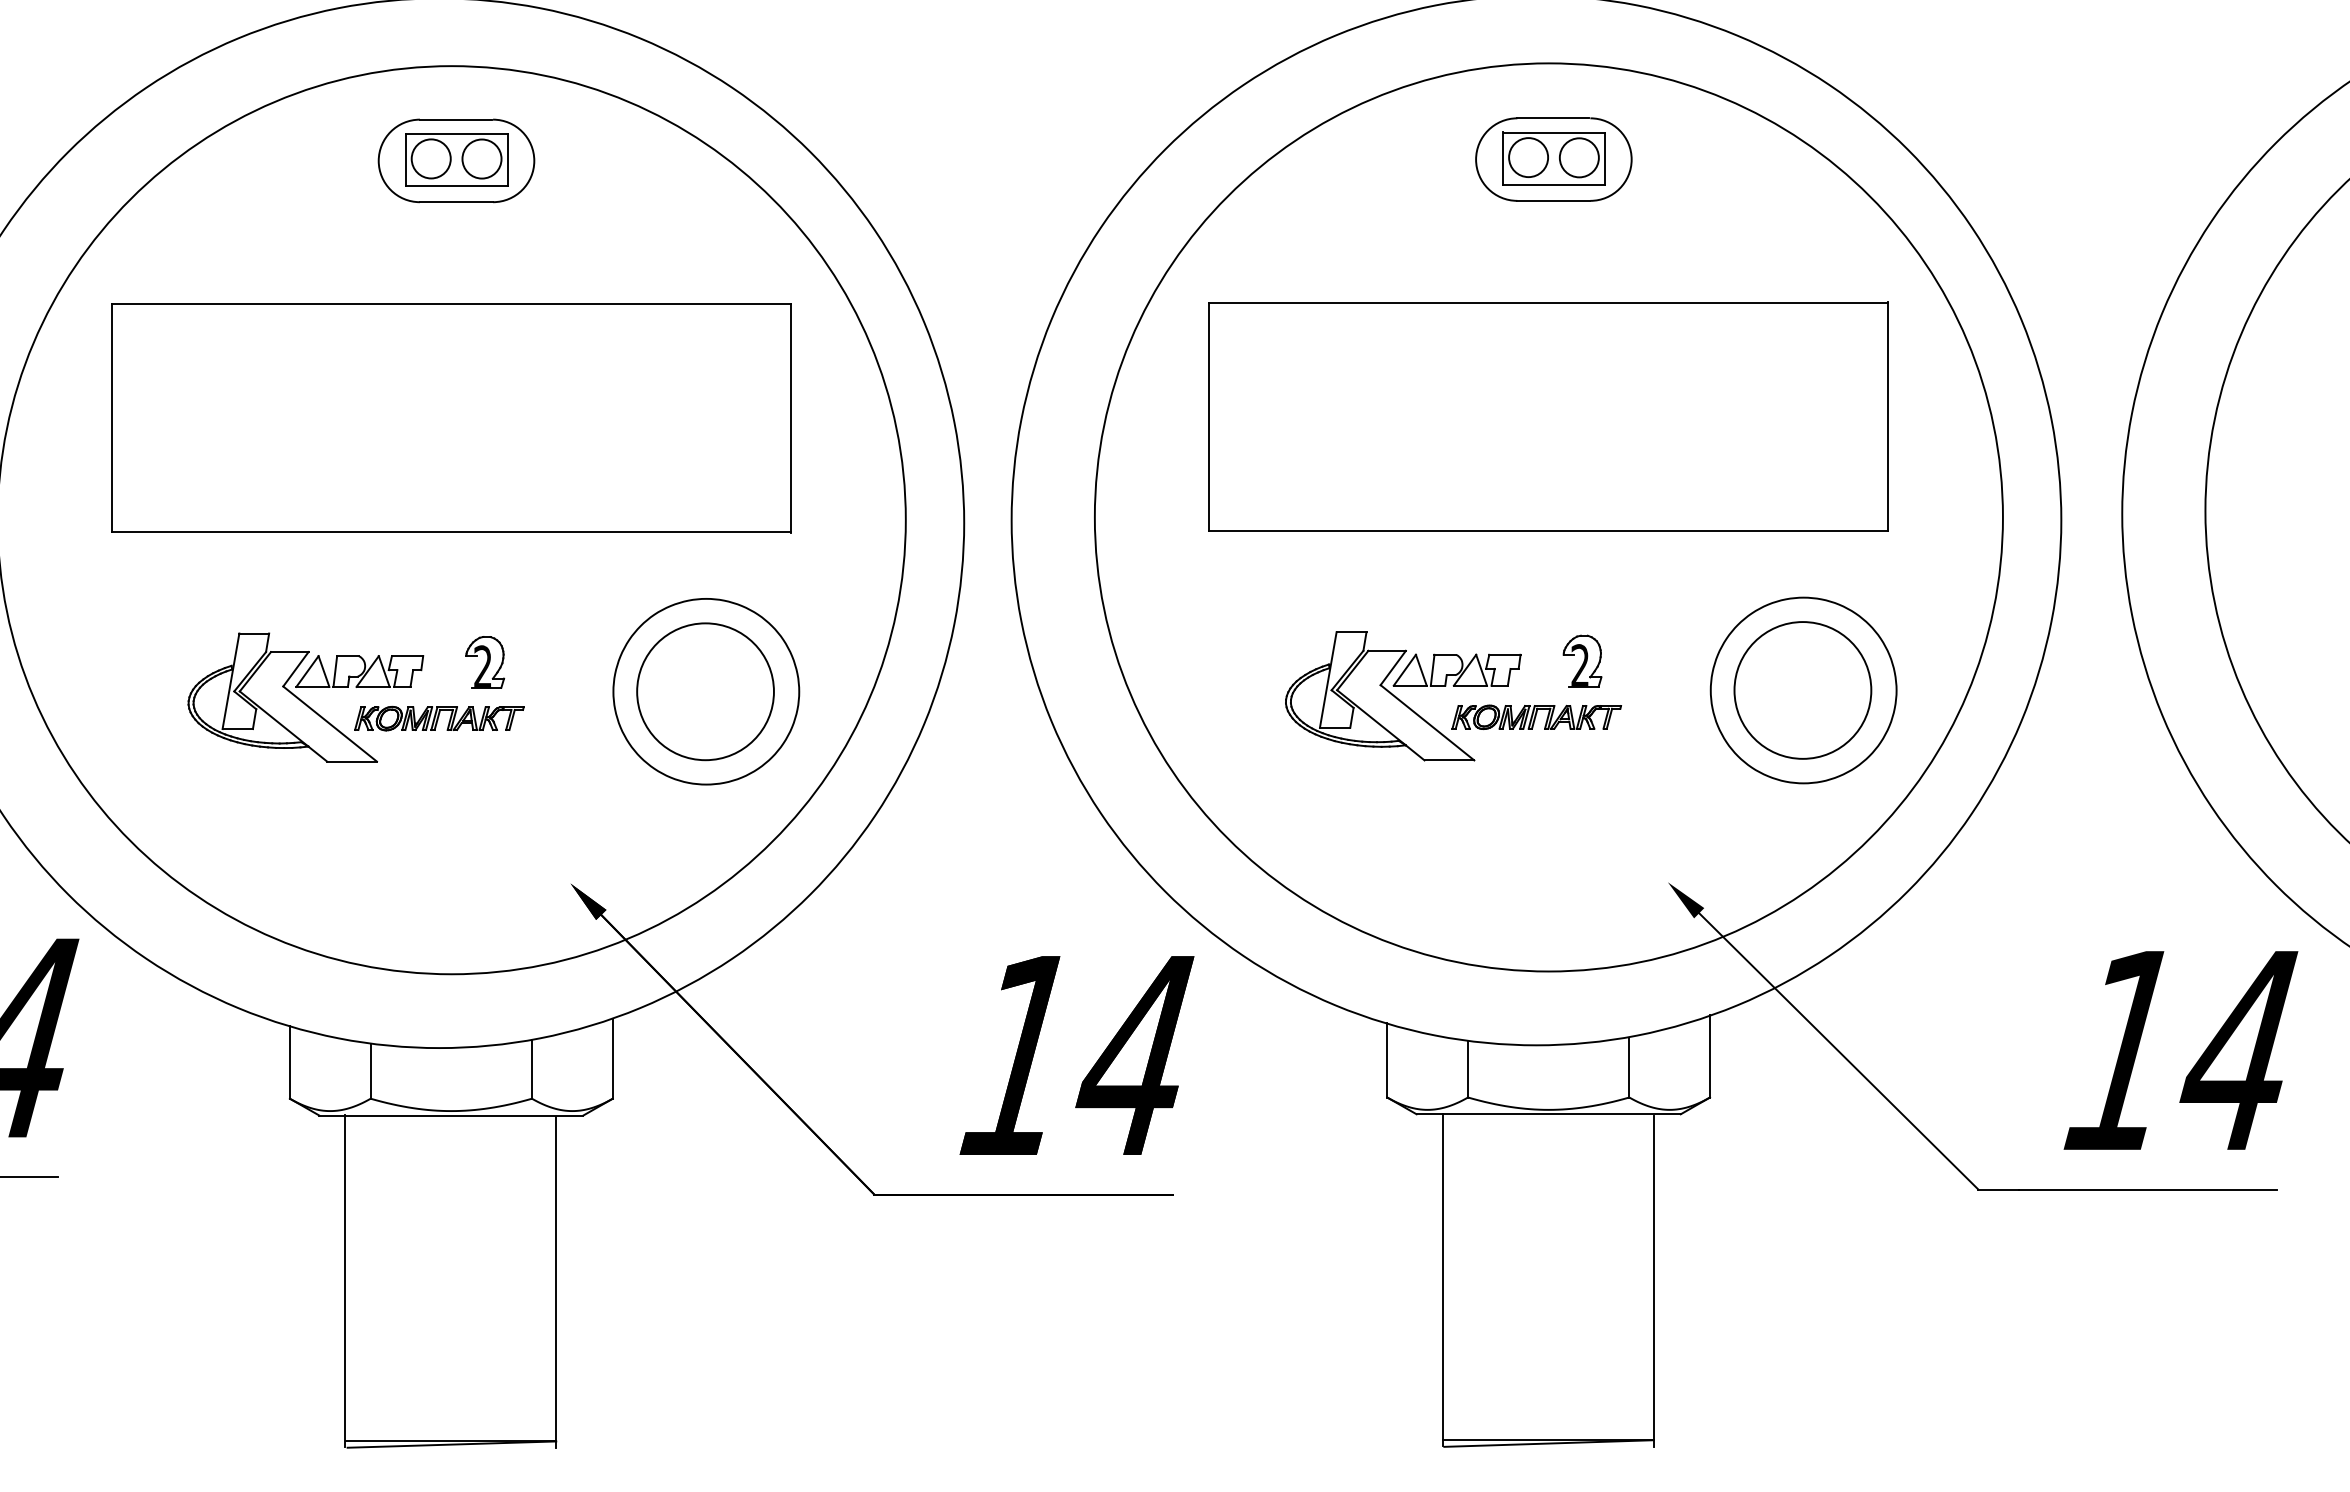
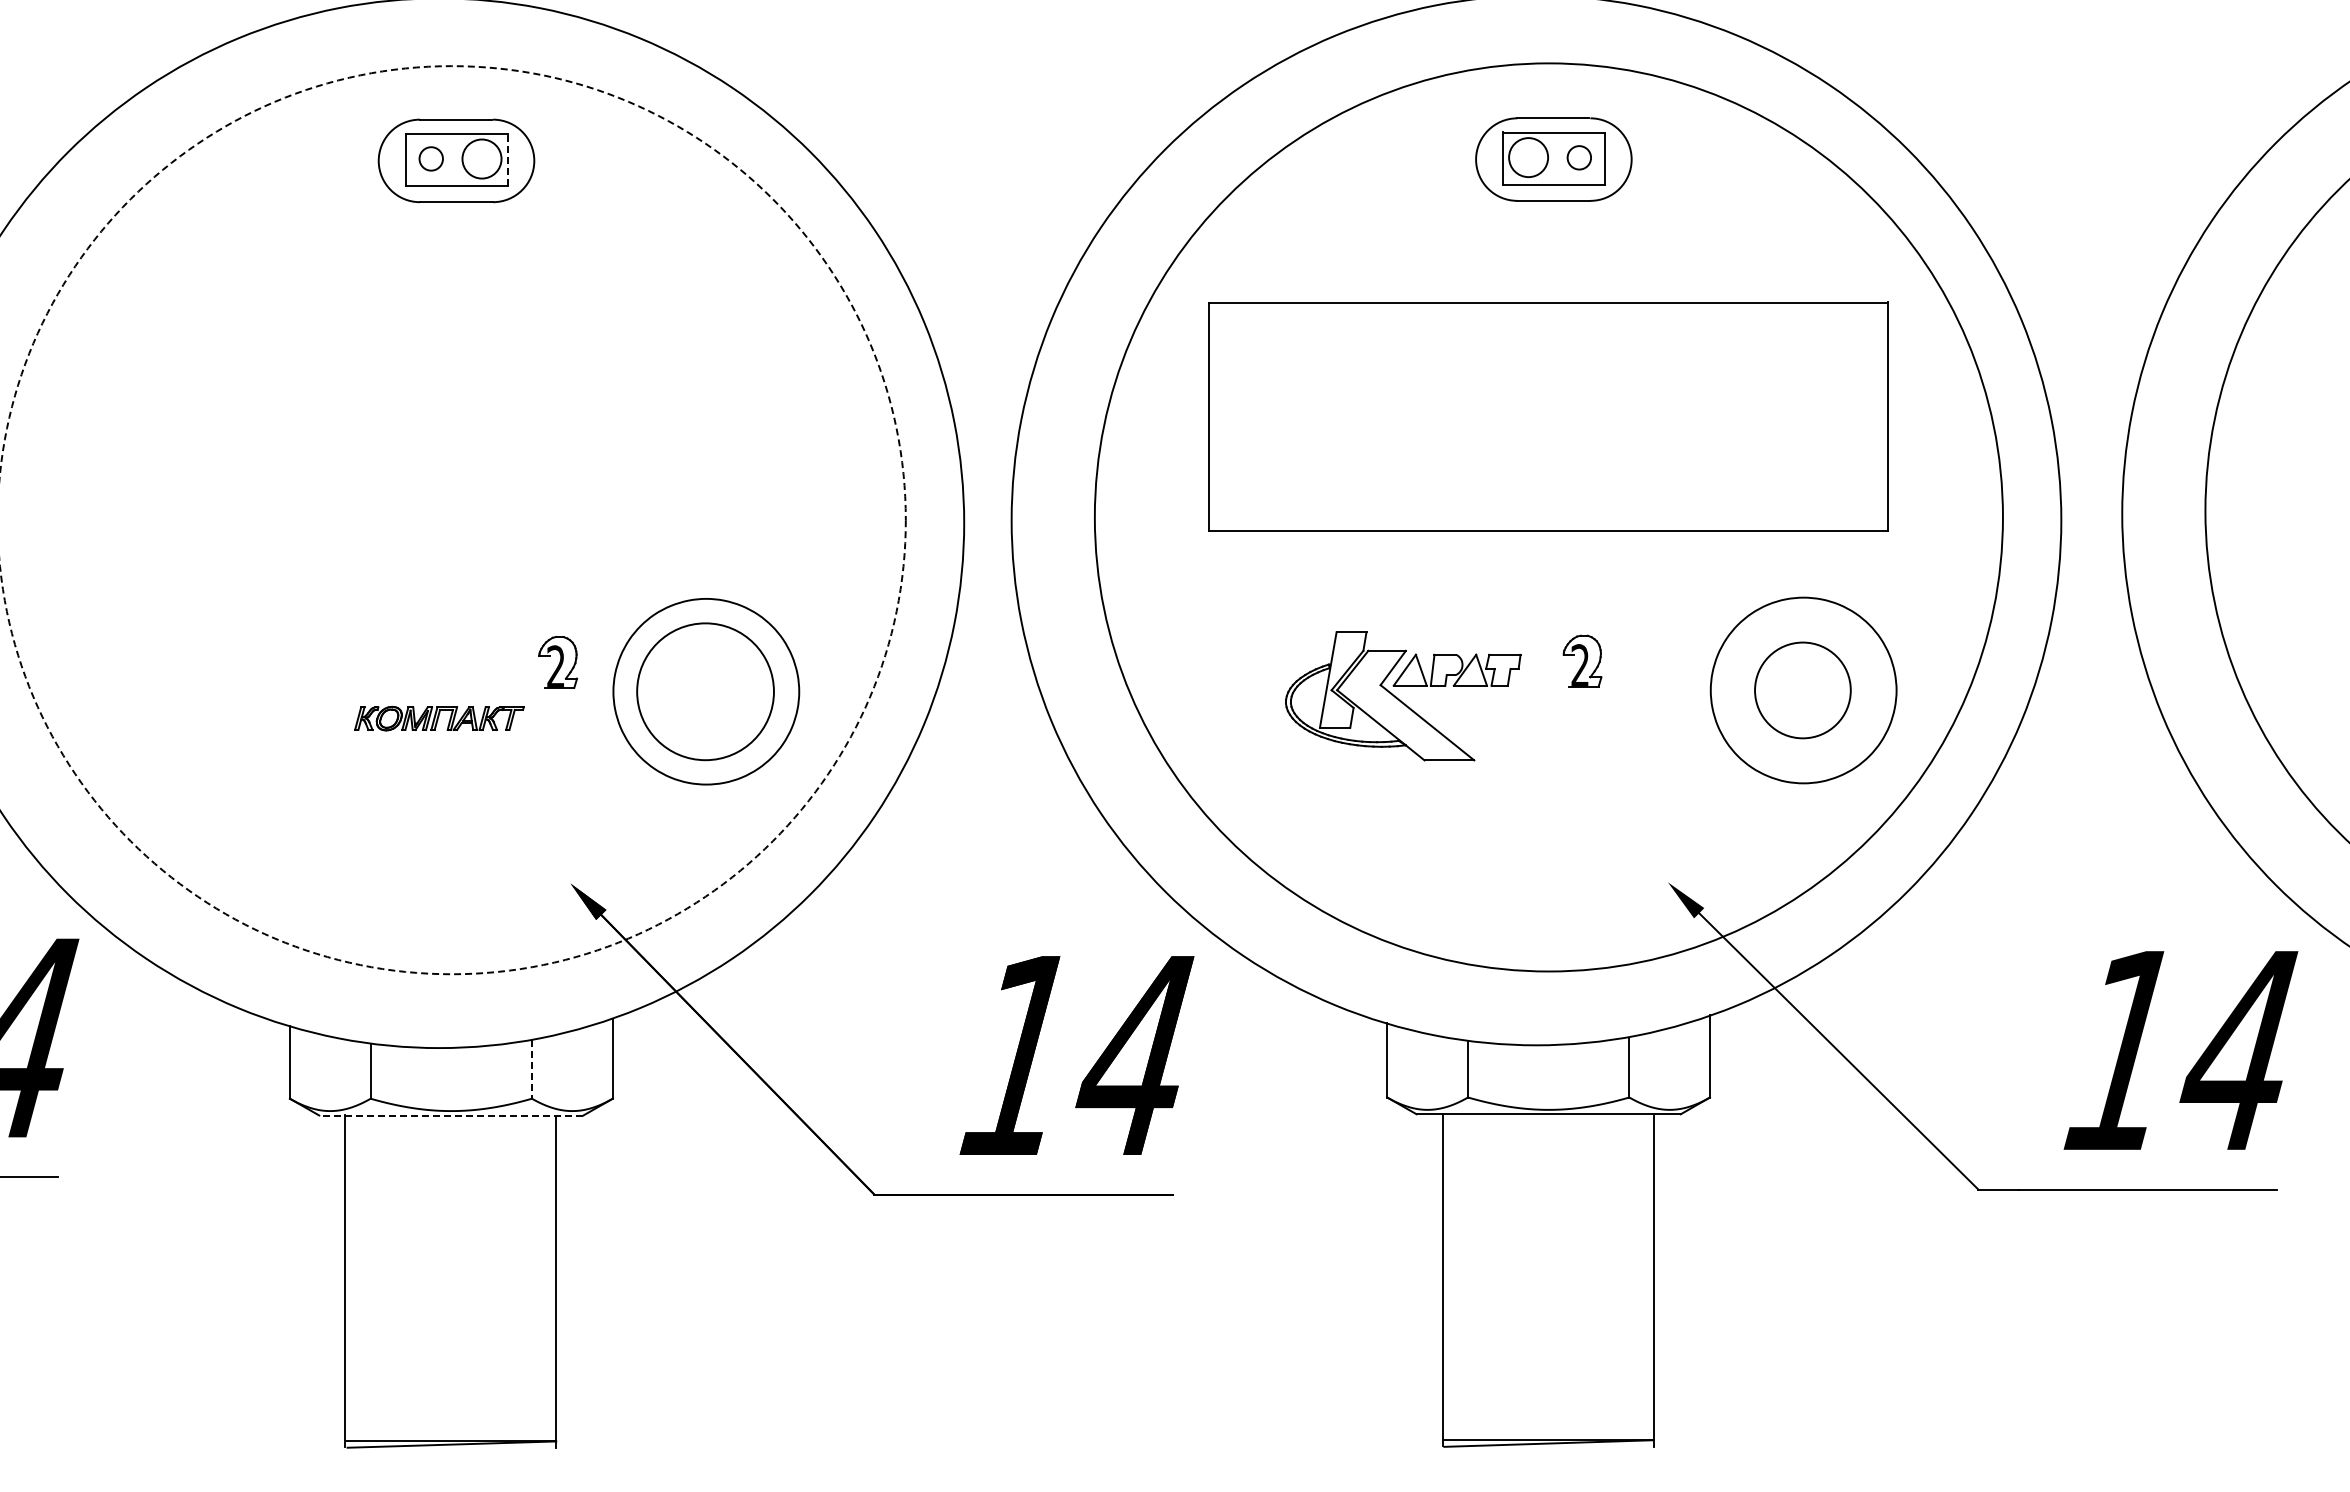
circle diameter: 39 px -> 23 px (1579, 157)
circle diameter: 39 px -> 23 px (430, 158)
line: solid -> dashed (508, 159)
part: present -> none (451, 418)
circle: solid -> dashed (452, 520)
part position: (485, 662) -> (558, 662) (558, 662)
circle diameter: 137 px -> 96 px (1802, 690)
part: present -> none (305, 697)
part: present -> none (1536, 716)
line: solid -> dashed (532, 1069)
line: solid -> dashed (450, 1115)
